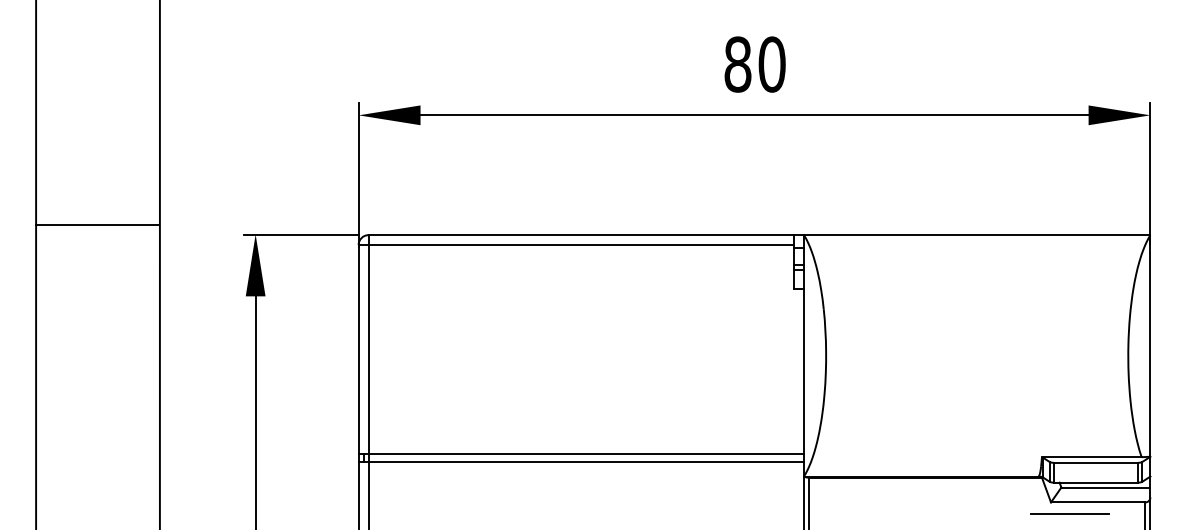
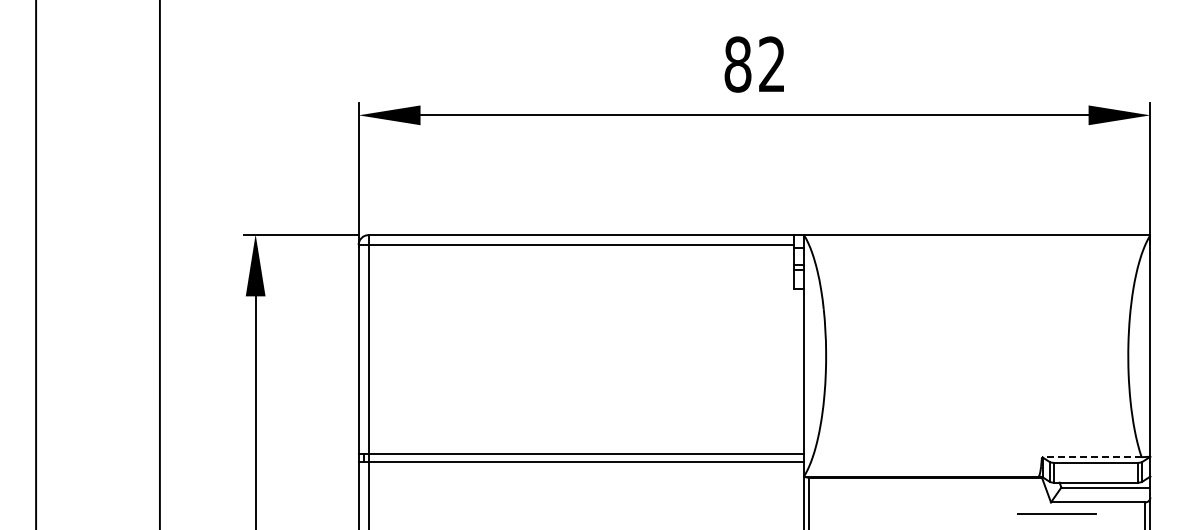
text: 80 -> 82 (771, 64)
line: present -> none (97, 225)
line: solid -> dashed (1091, 457)
line position: (1069, 513) -> (1056, 513) (1056, 513)
